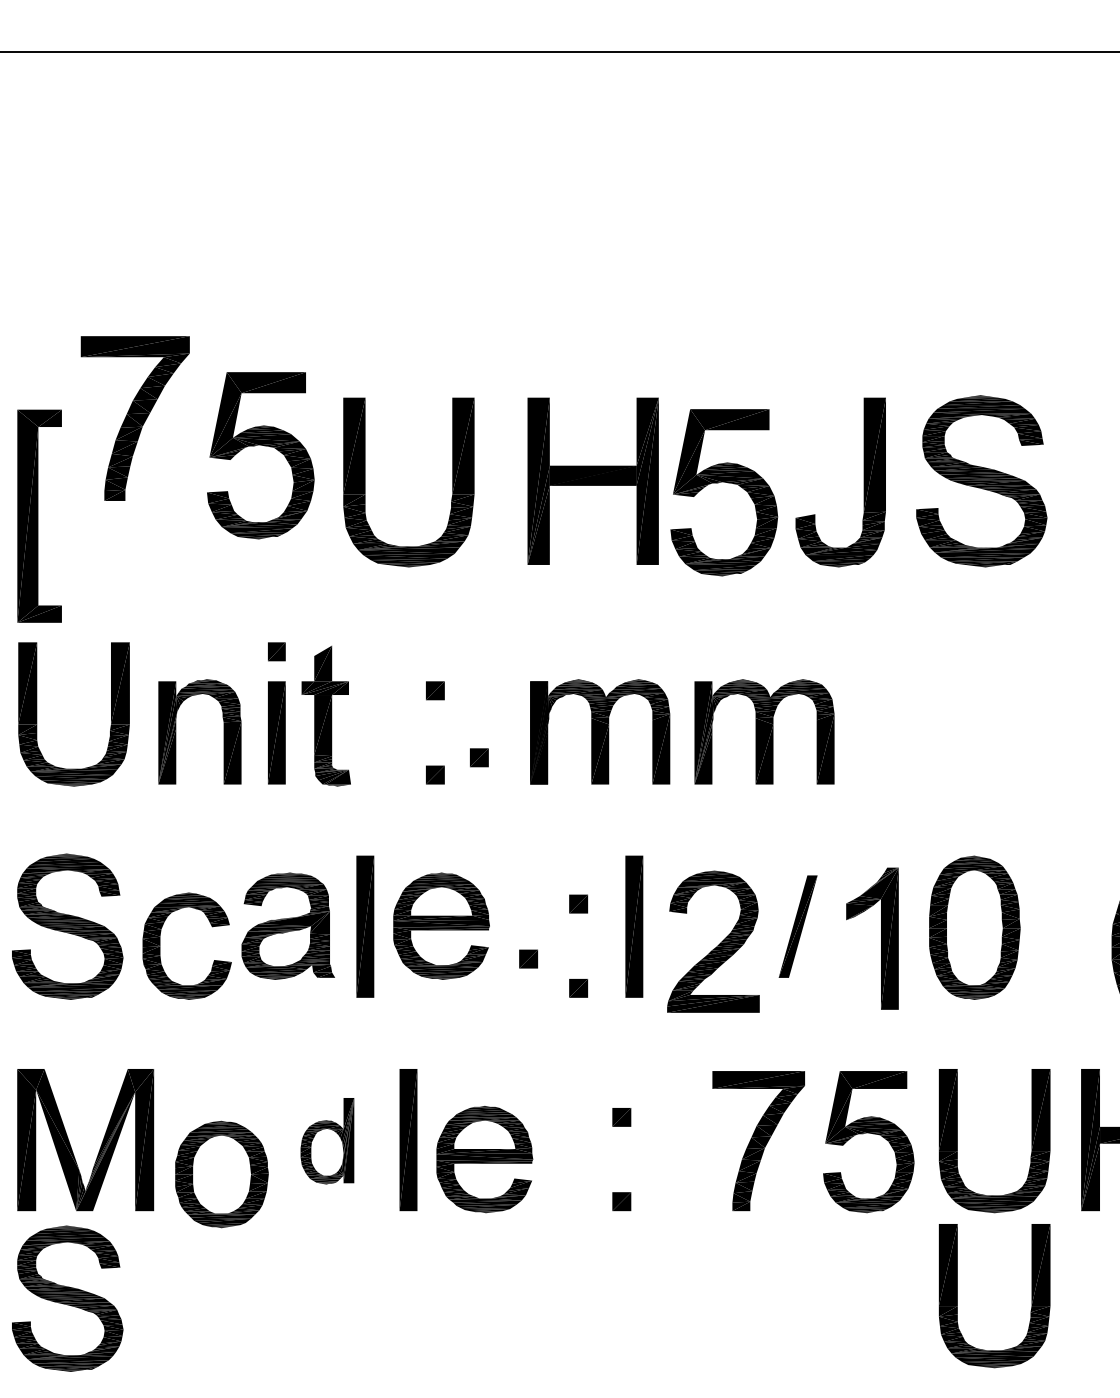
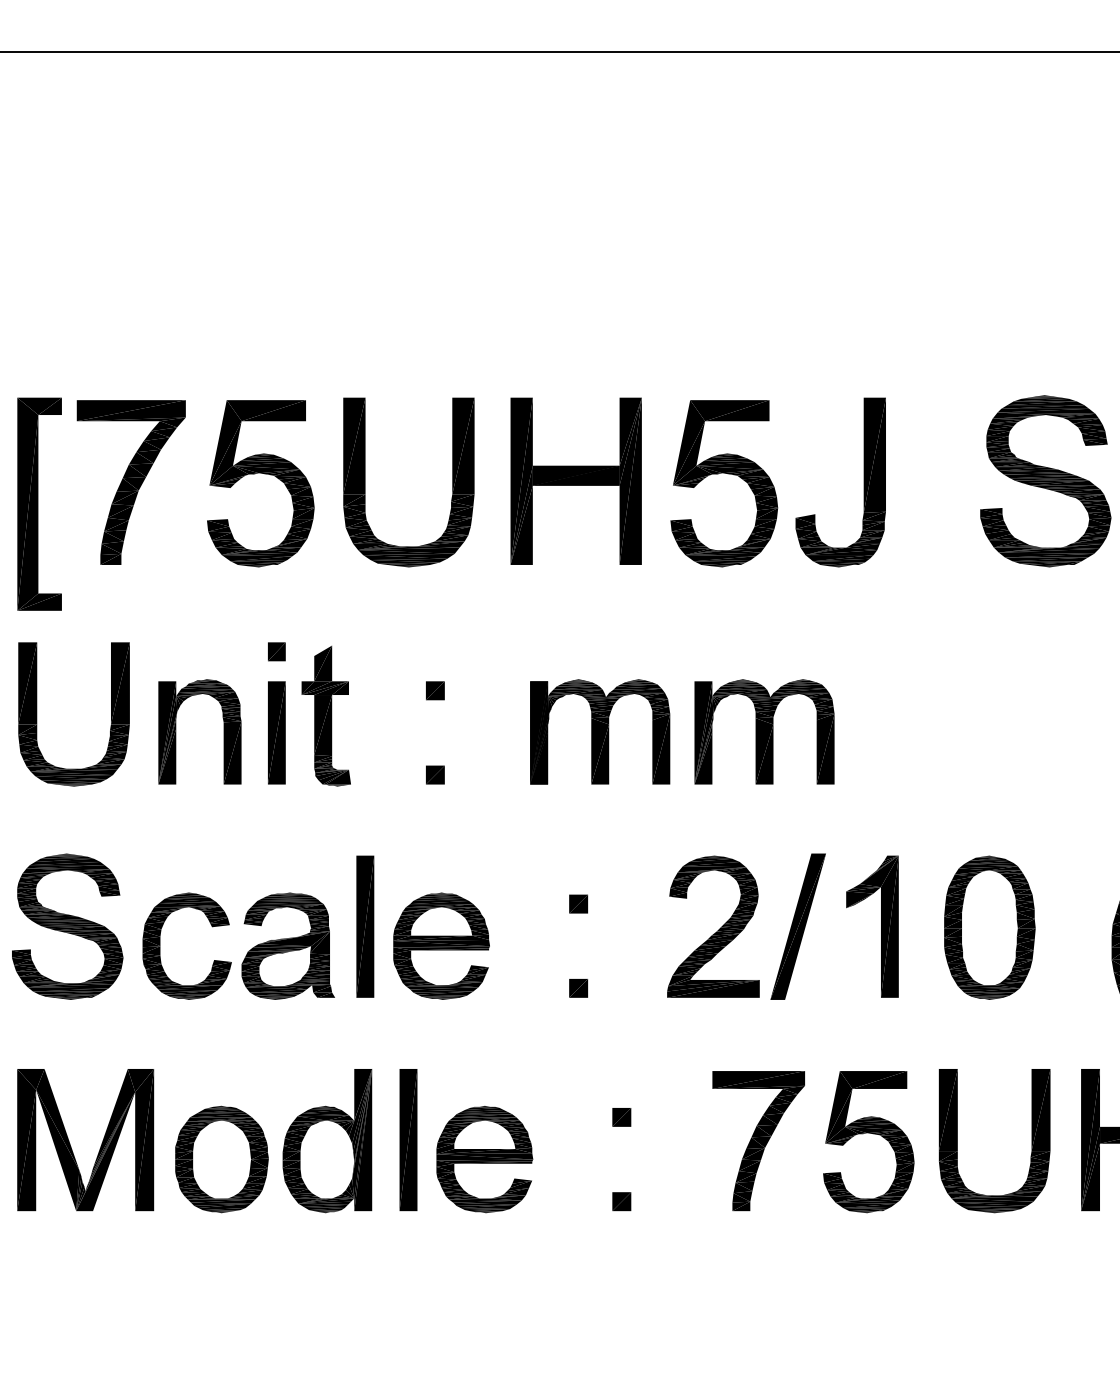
part position: (134, 418) -> (130, 482) (130, 482)
part position: (264, 446) -> (264, 474) (264, 474)
part position: (592, 480) -> (575, 480) (575, 480)
part position: (981, 481) -> (1045, 481) (1045, 481)
part position: (728, 483) -> (728, 474) (728, 474)
part position: (39, 515) -> (39, 503) (39, 503)
part: present -> none (479, 757)
part position: (287, 925) -> (287, 945) (287, 945)
part position: (441, 925) -> (441, 945) (441, 945)
part: present -> none (634, 926)
part size: 40x103 px -> 56x147 px (797, 926)
part position: (974, 927) -> (989, 927) (989, 927)
part position: (881, 938) -> (881, 926) (881, 926)
part position: (713, 941) -> (713, 926) (713, 926)
part: present -> none (528, 958)
part size: 55x87 px -> 91x145 px (327, 1141)
part position: (221, 1174) -> (221, 1159) (221, 1159)
part: present -> none (957, 1296)
part: present -> none (67, 1298)
